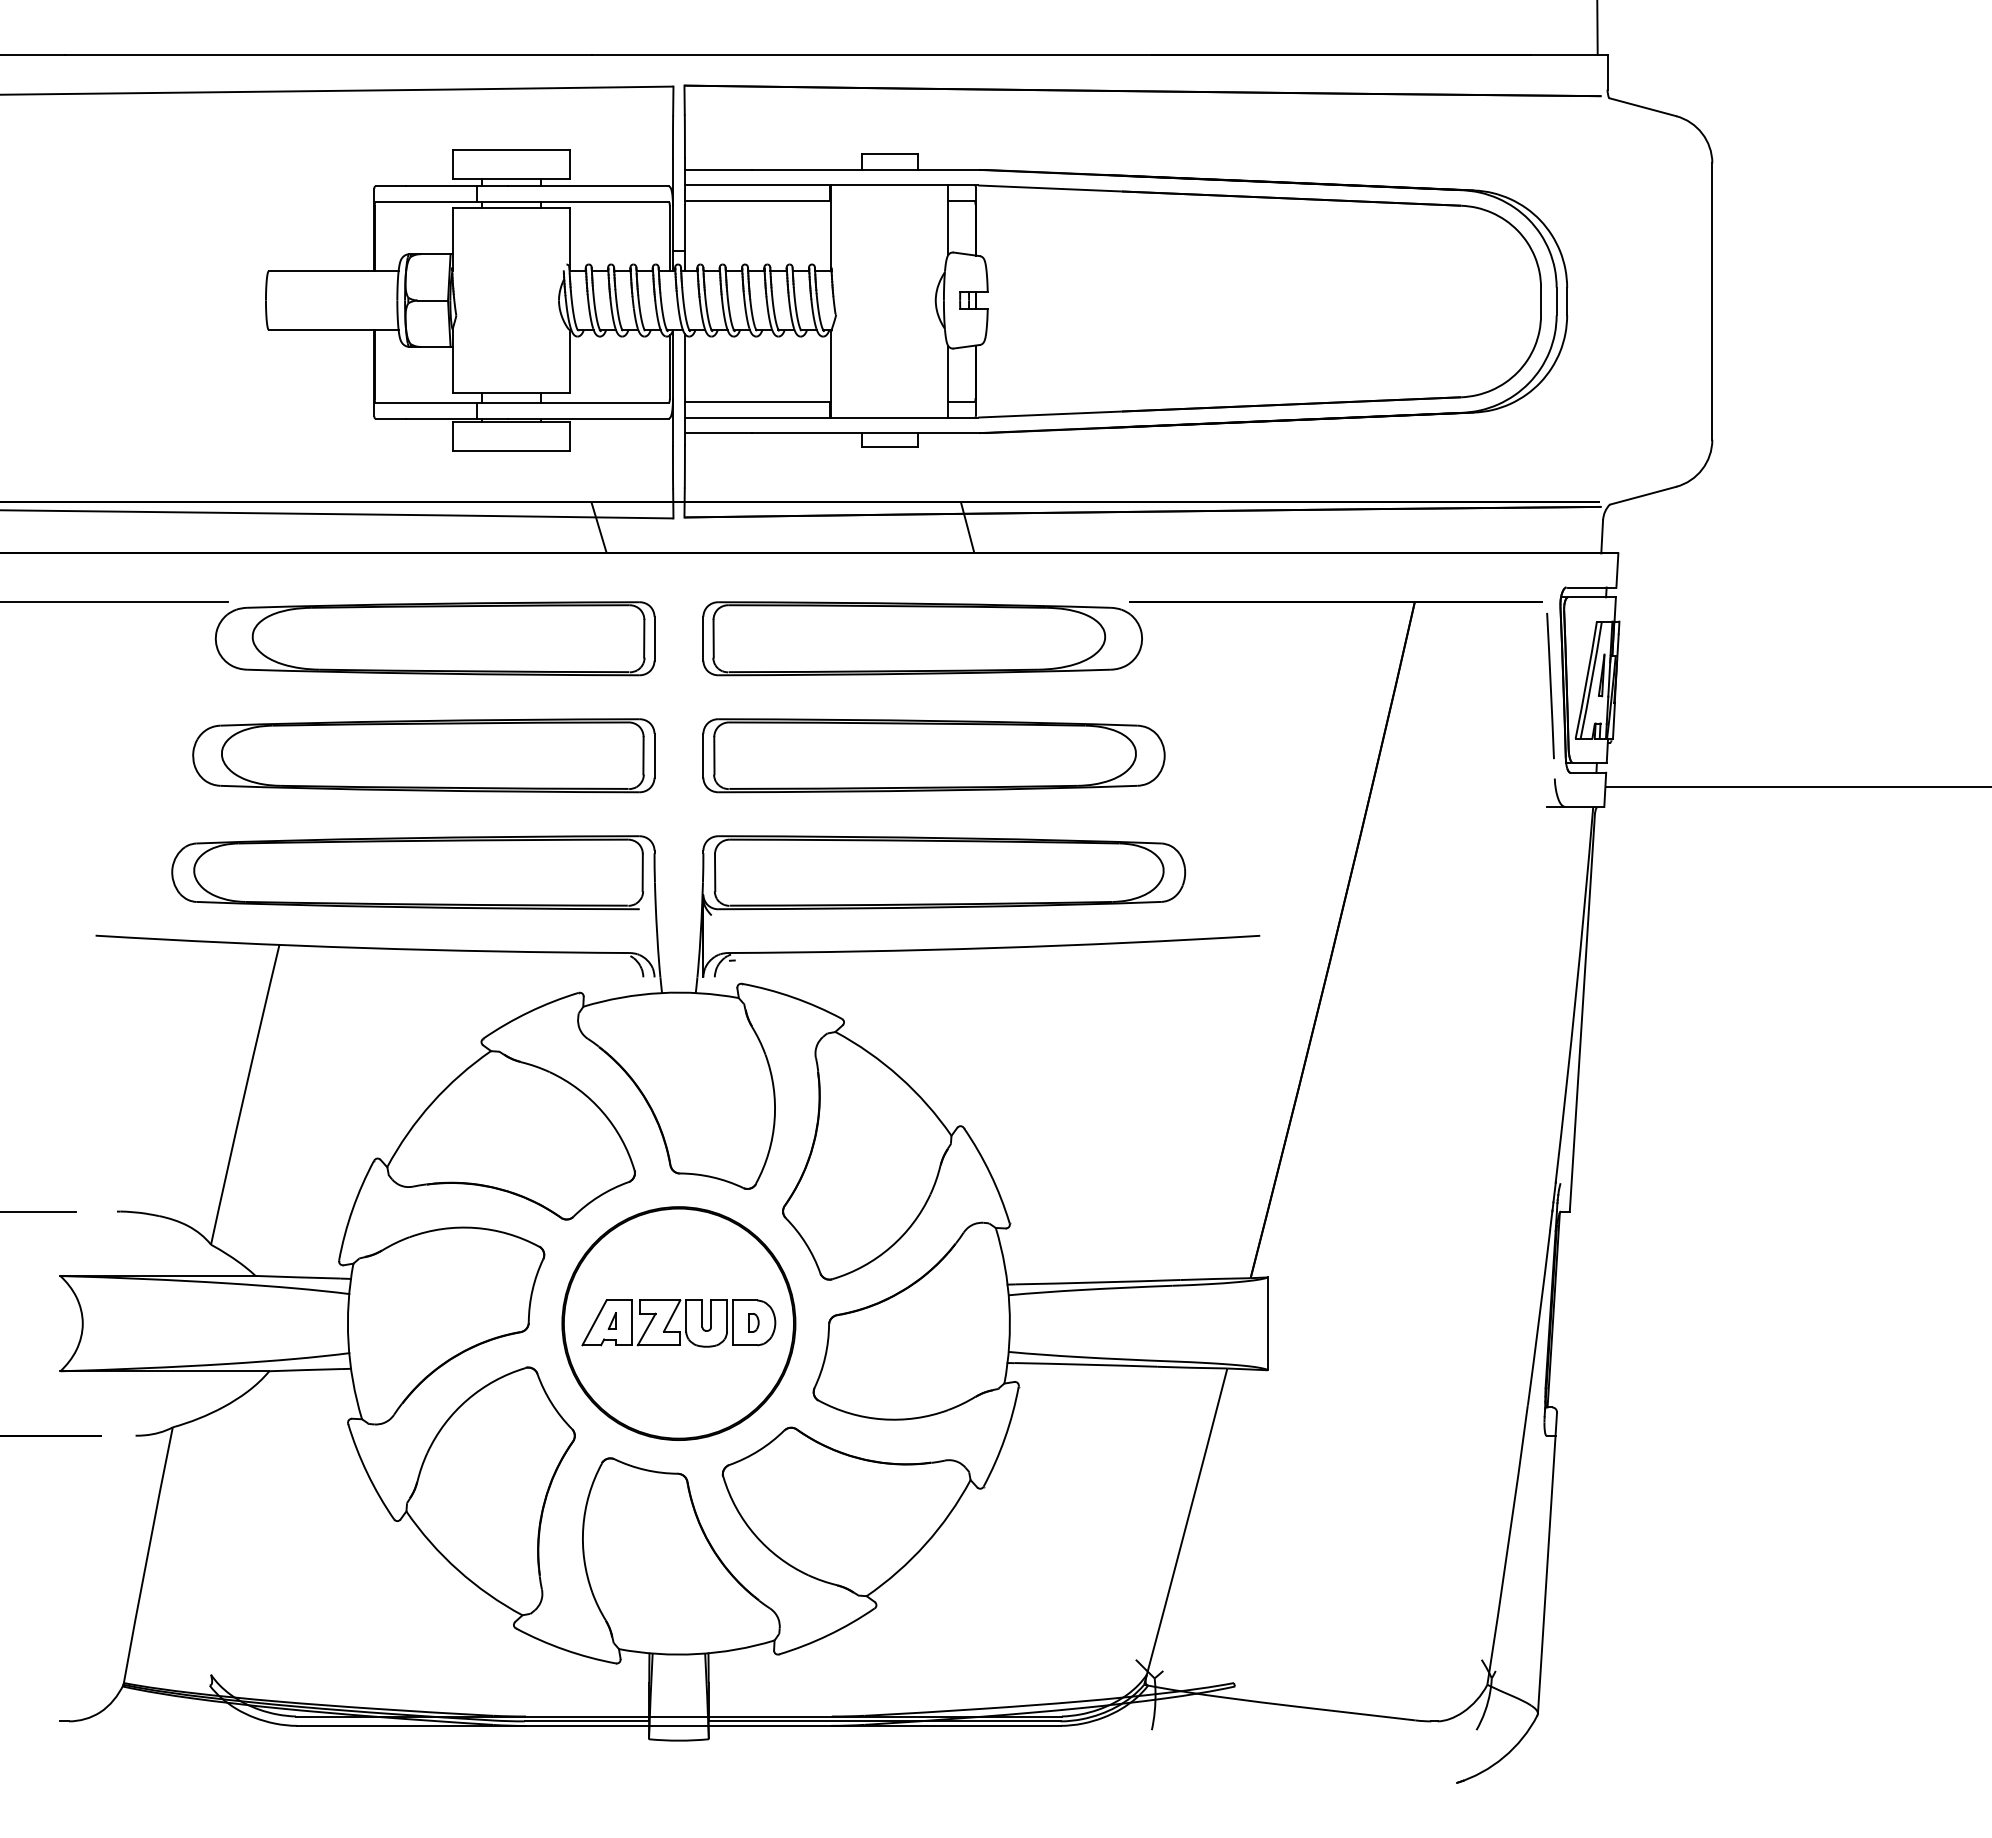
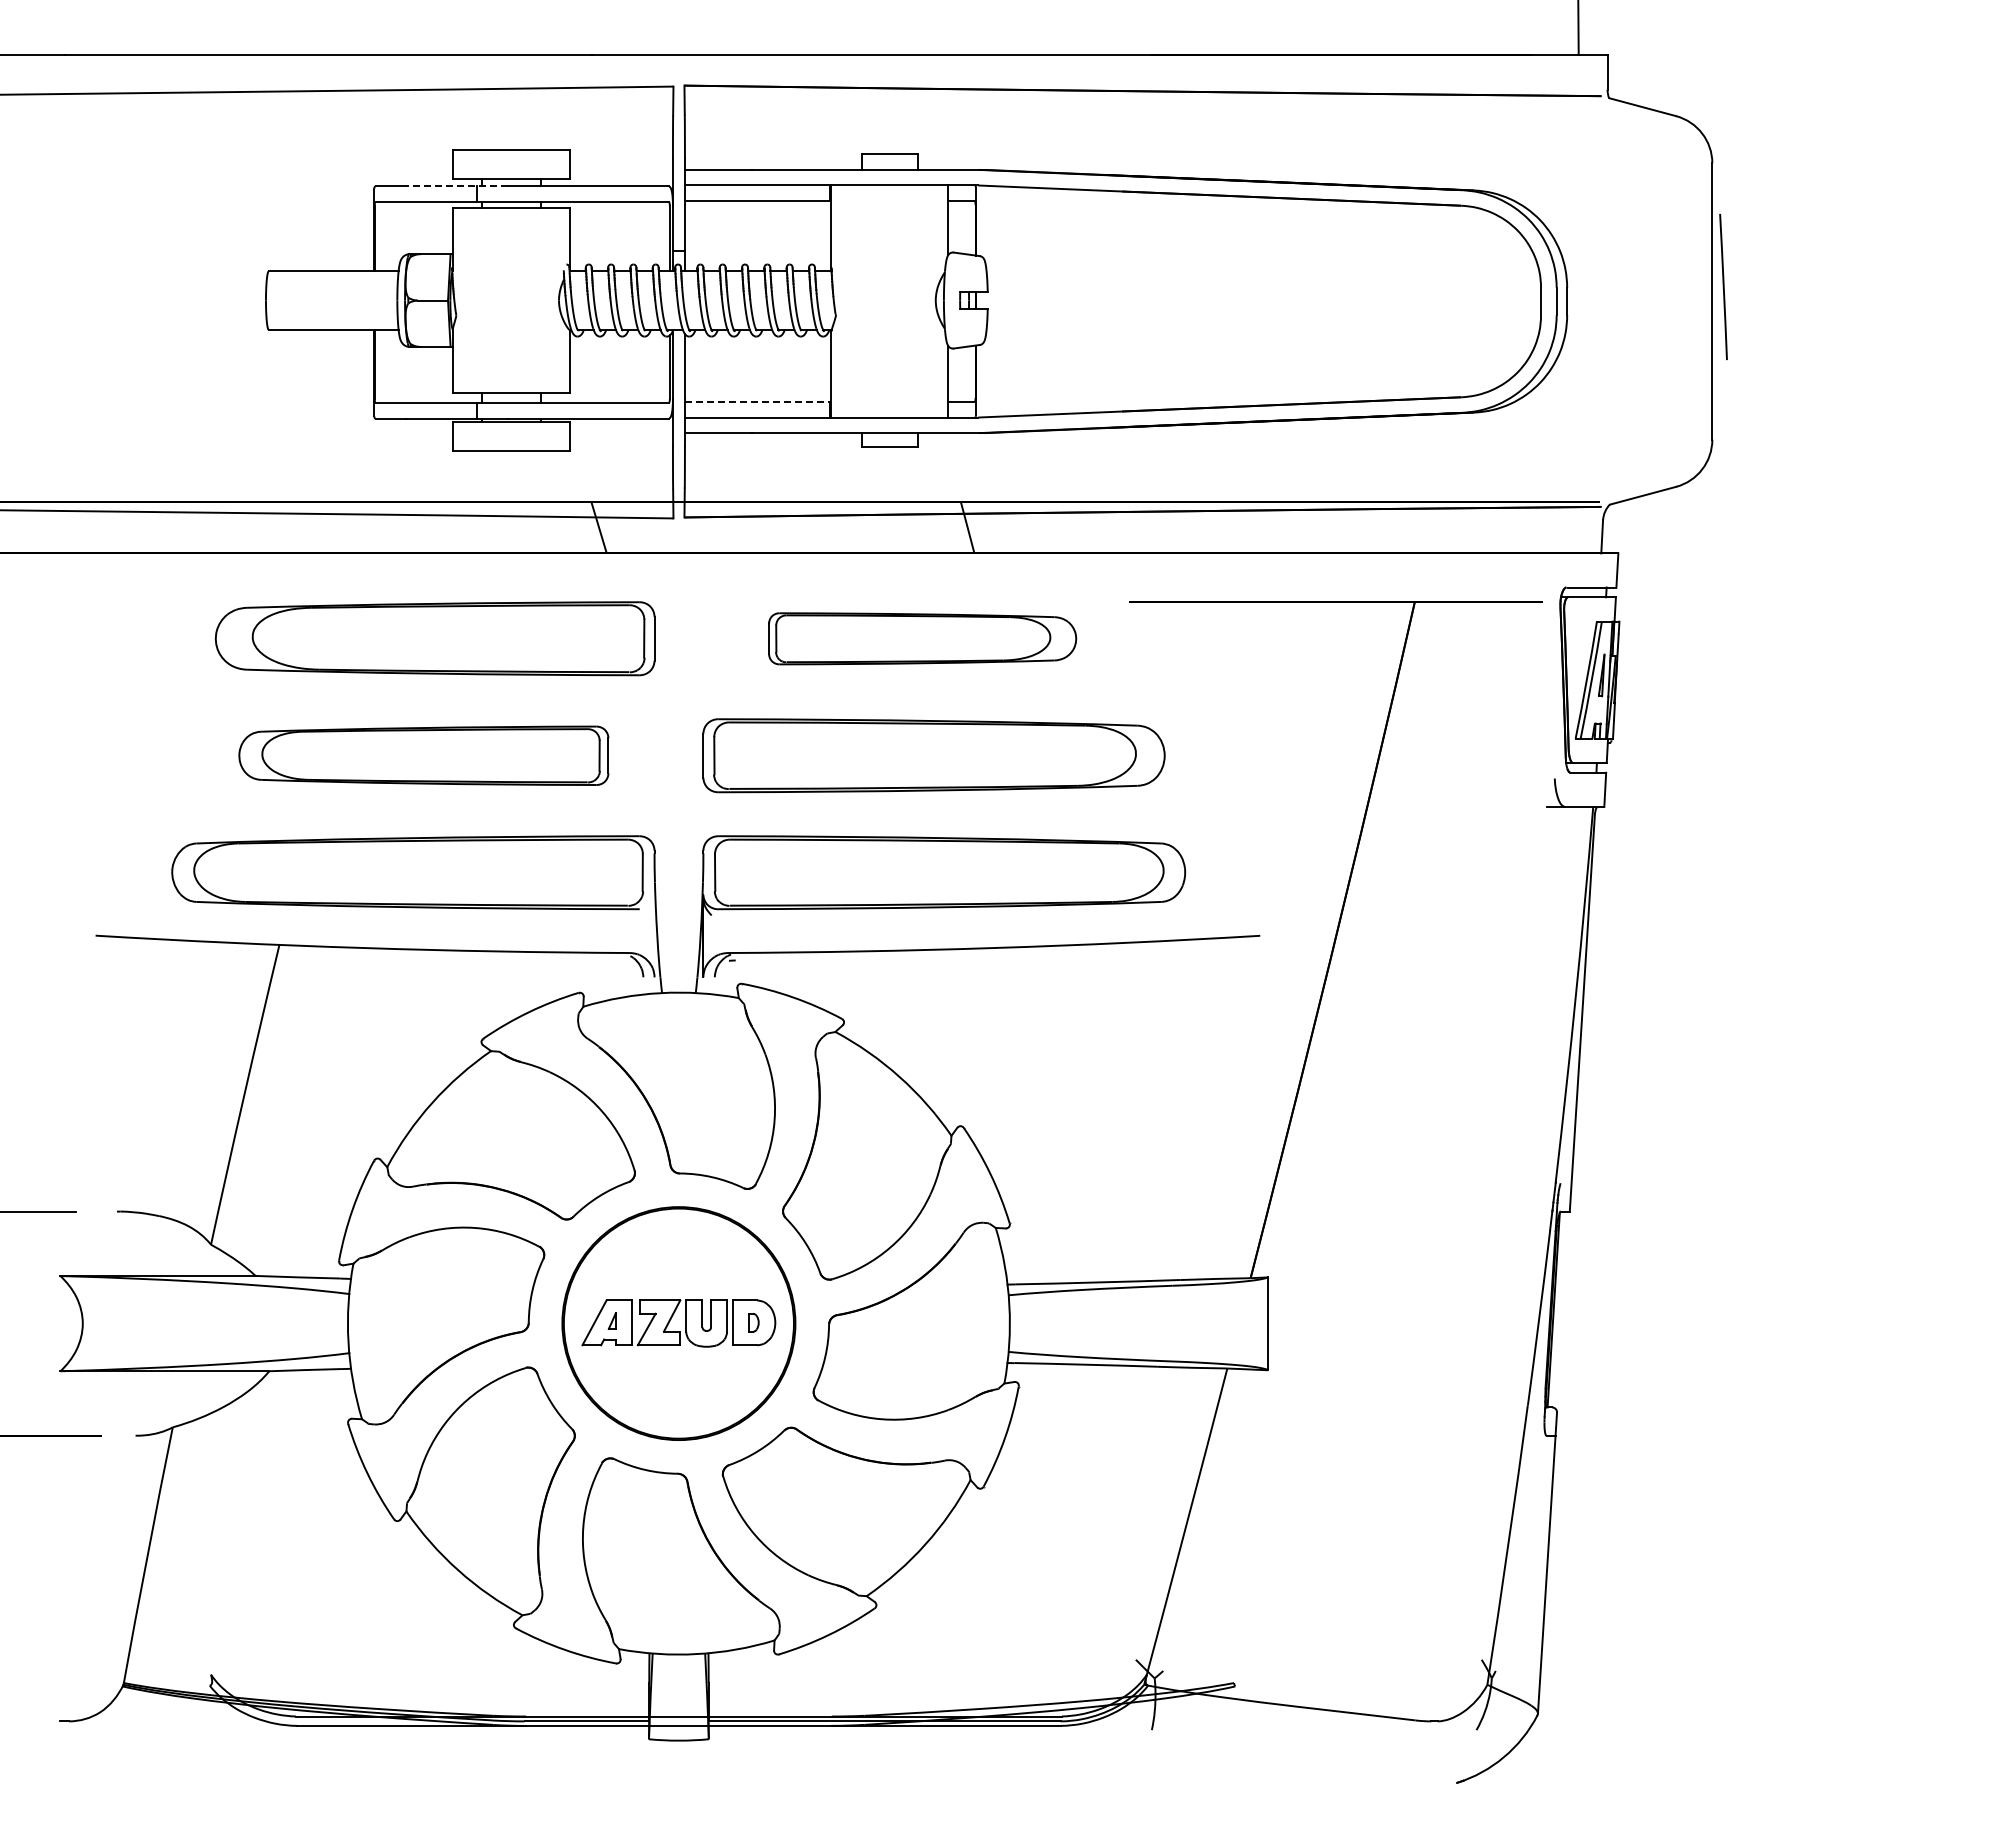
line position: (1597, 28) -> (1578, 28) (1578, 28)
line: solid -> dashed (456, 186)
line: solid -> dashed (758, 401)
line: present -> none (115, 602)
part size: 441x76 px -> 310x54 px (922, 638)
line position: (1550, 685) -> (1723, 286) (1723, 286)
part size: 464x76 px -> 372x61 px (423, 755)
line: present -> none (1796, 787)
